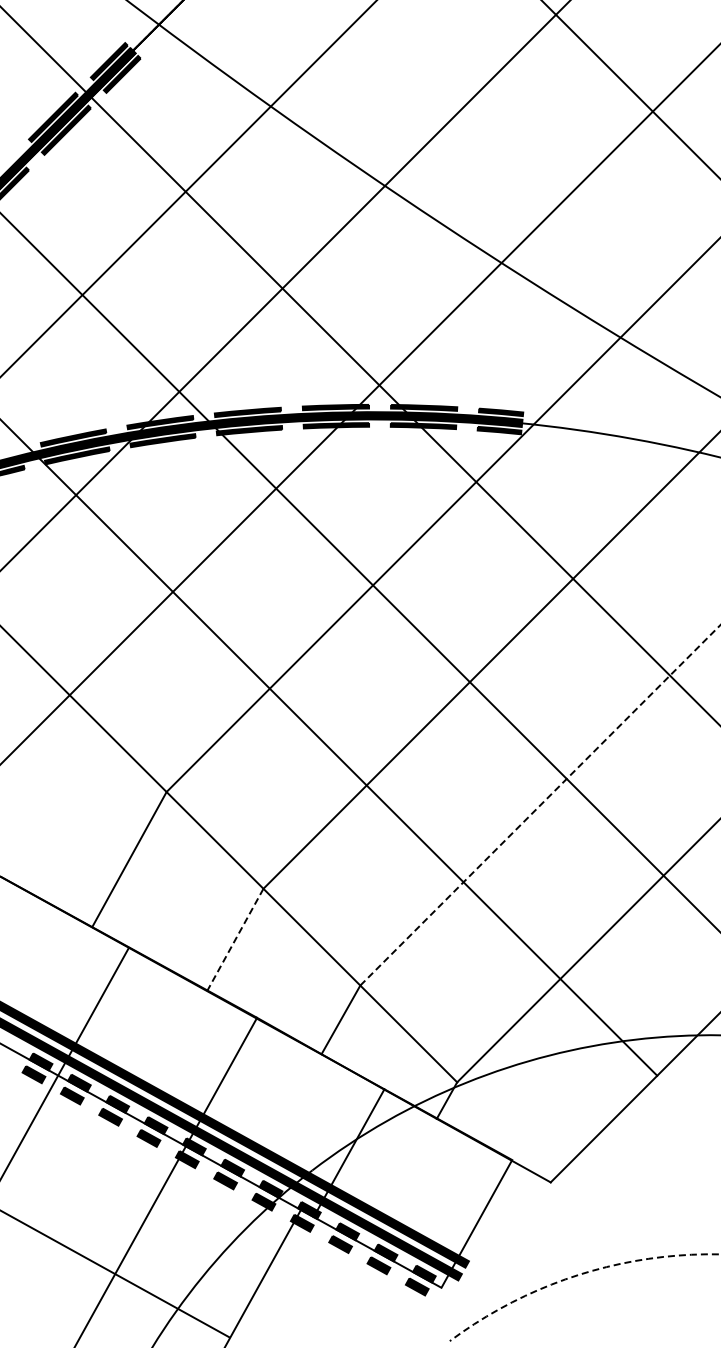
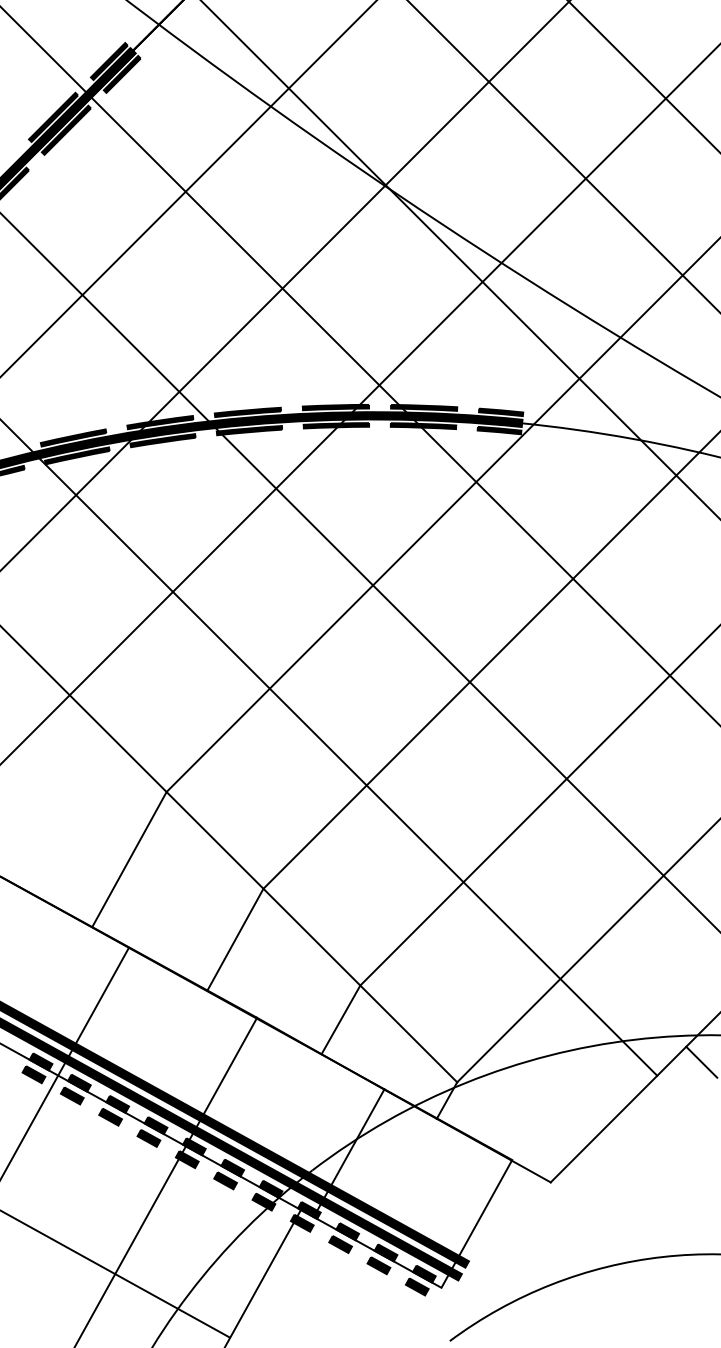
line position: (630, 89) -> (643, 76) (643, 76)
line: none -> present (563, 156)
line: none -> present (459, 259)
line: dashed -> solid (540, 805)
line: dashed -> solid (235, 940)
line: none -> present (701, 1061)
arc: dashed -> solid (577, 1275)
